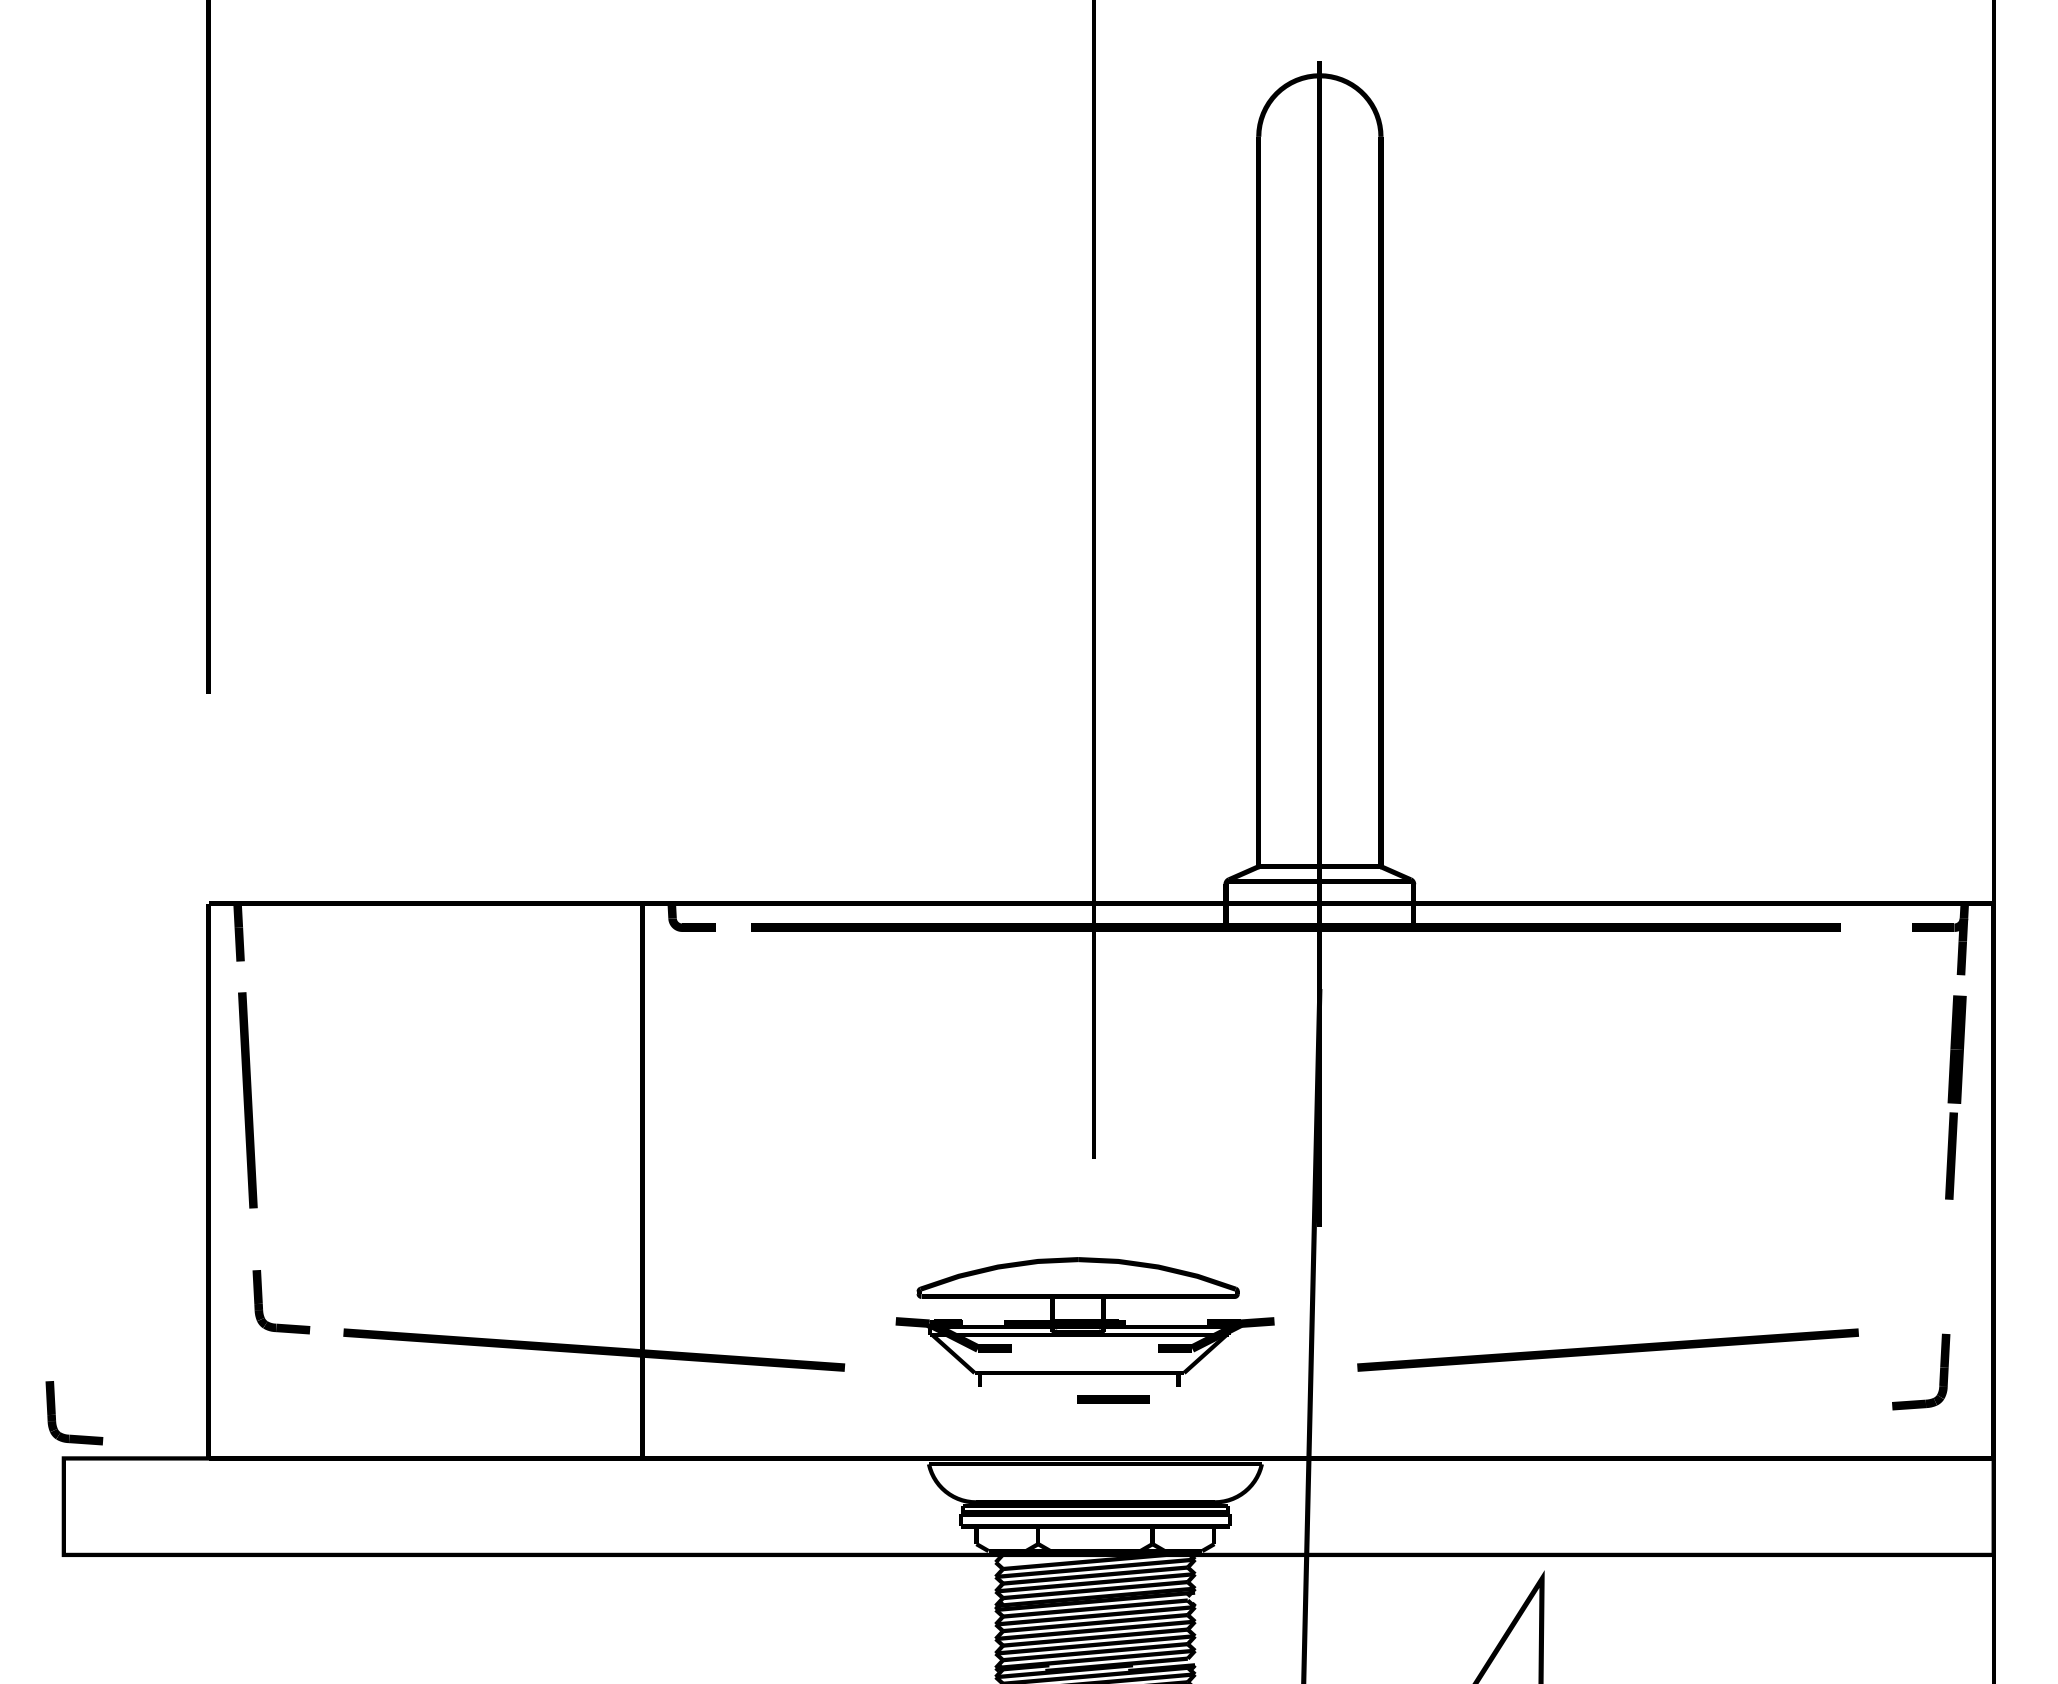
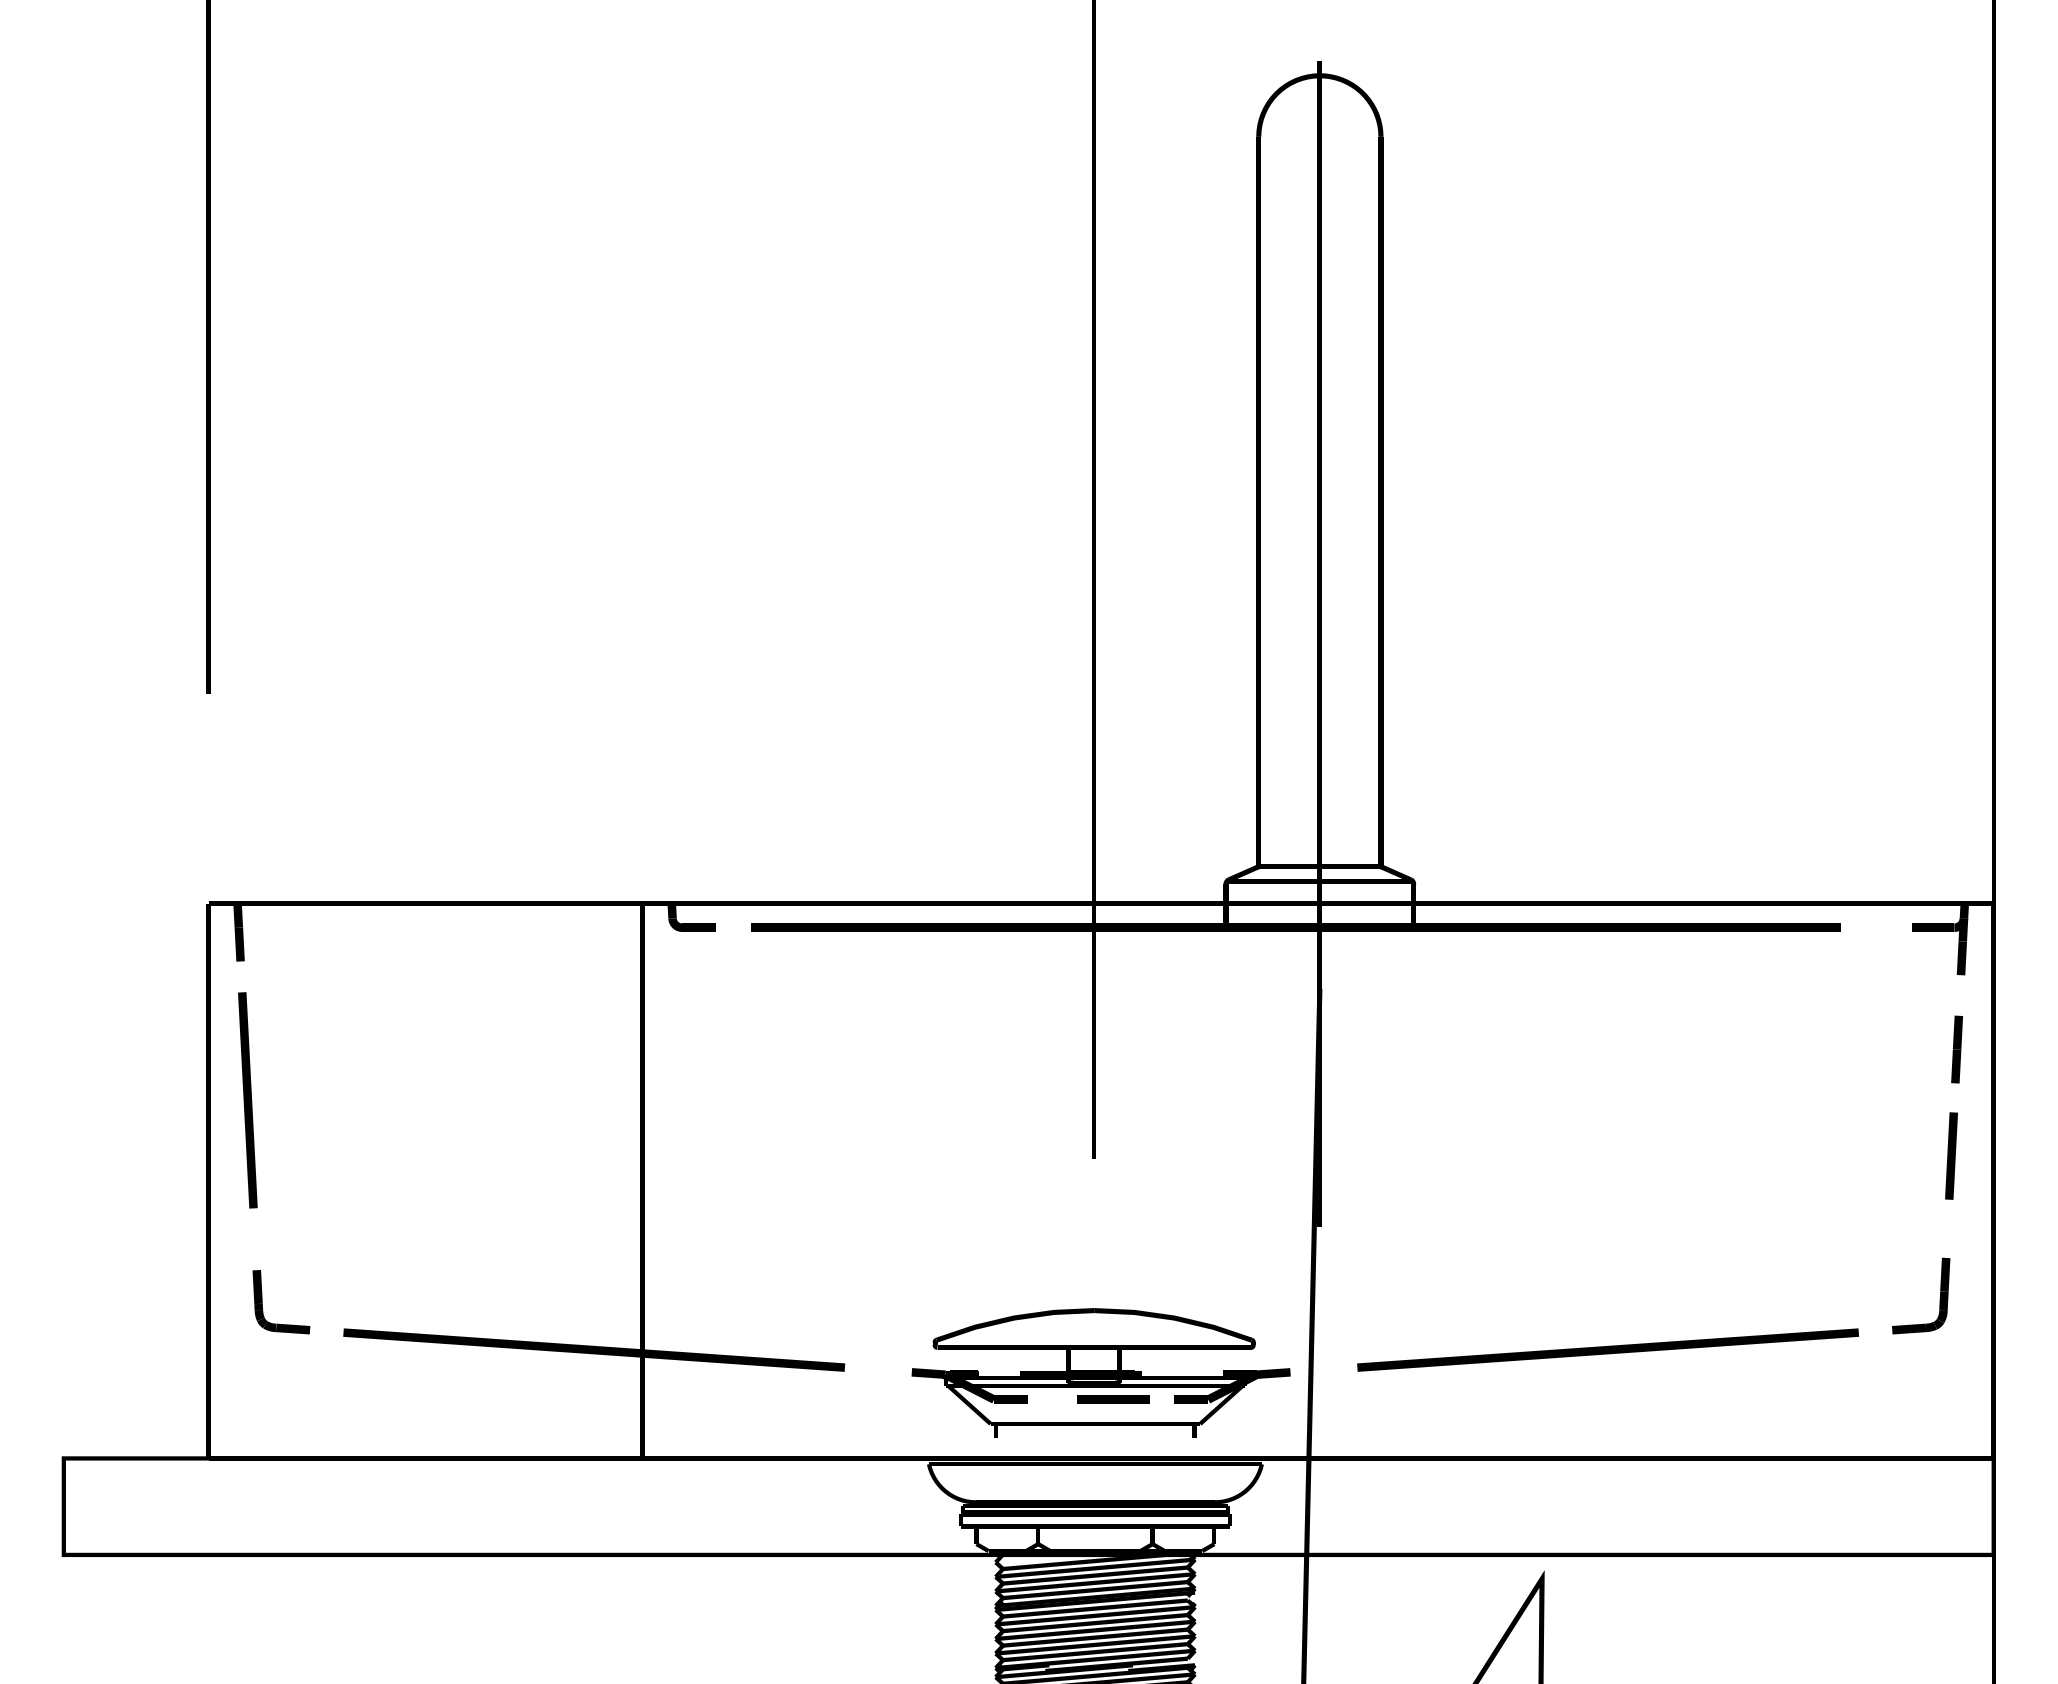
part size: 20x109 px -> 12x69 px (1956, 1049)
part position: (1084, 1321) -> (1100, 1372) (1100, 1372)
part position: (1939, 1373) -> (1939, 1297) (1939, 1297)
part: present -> none (55, 1413)
